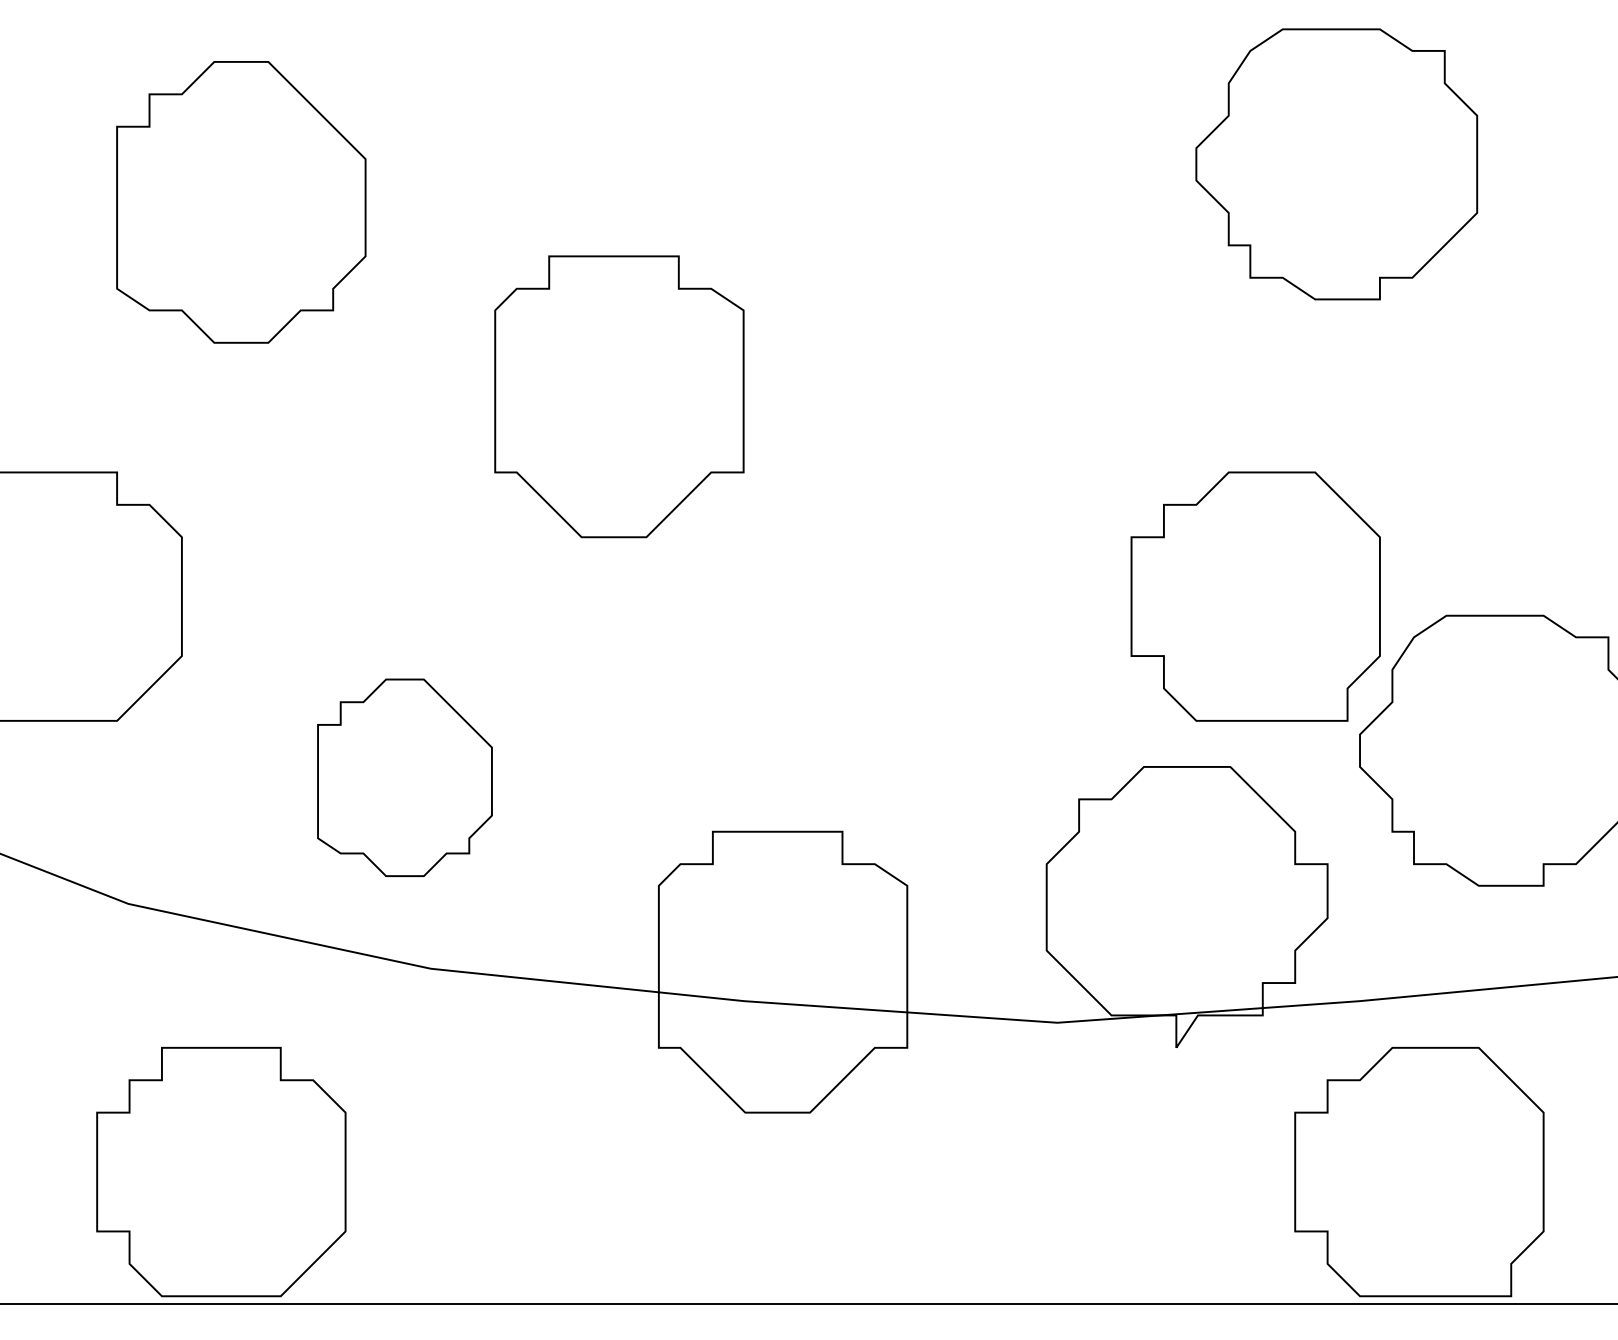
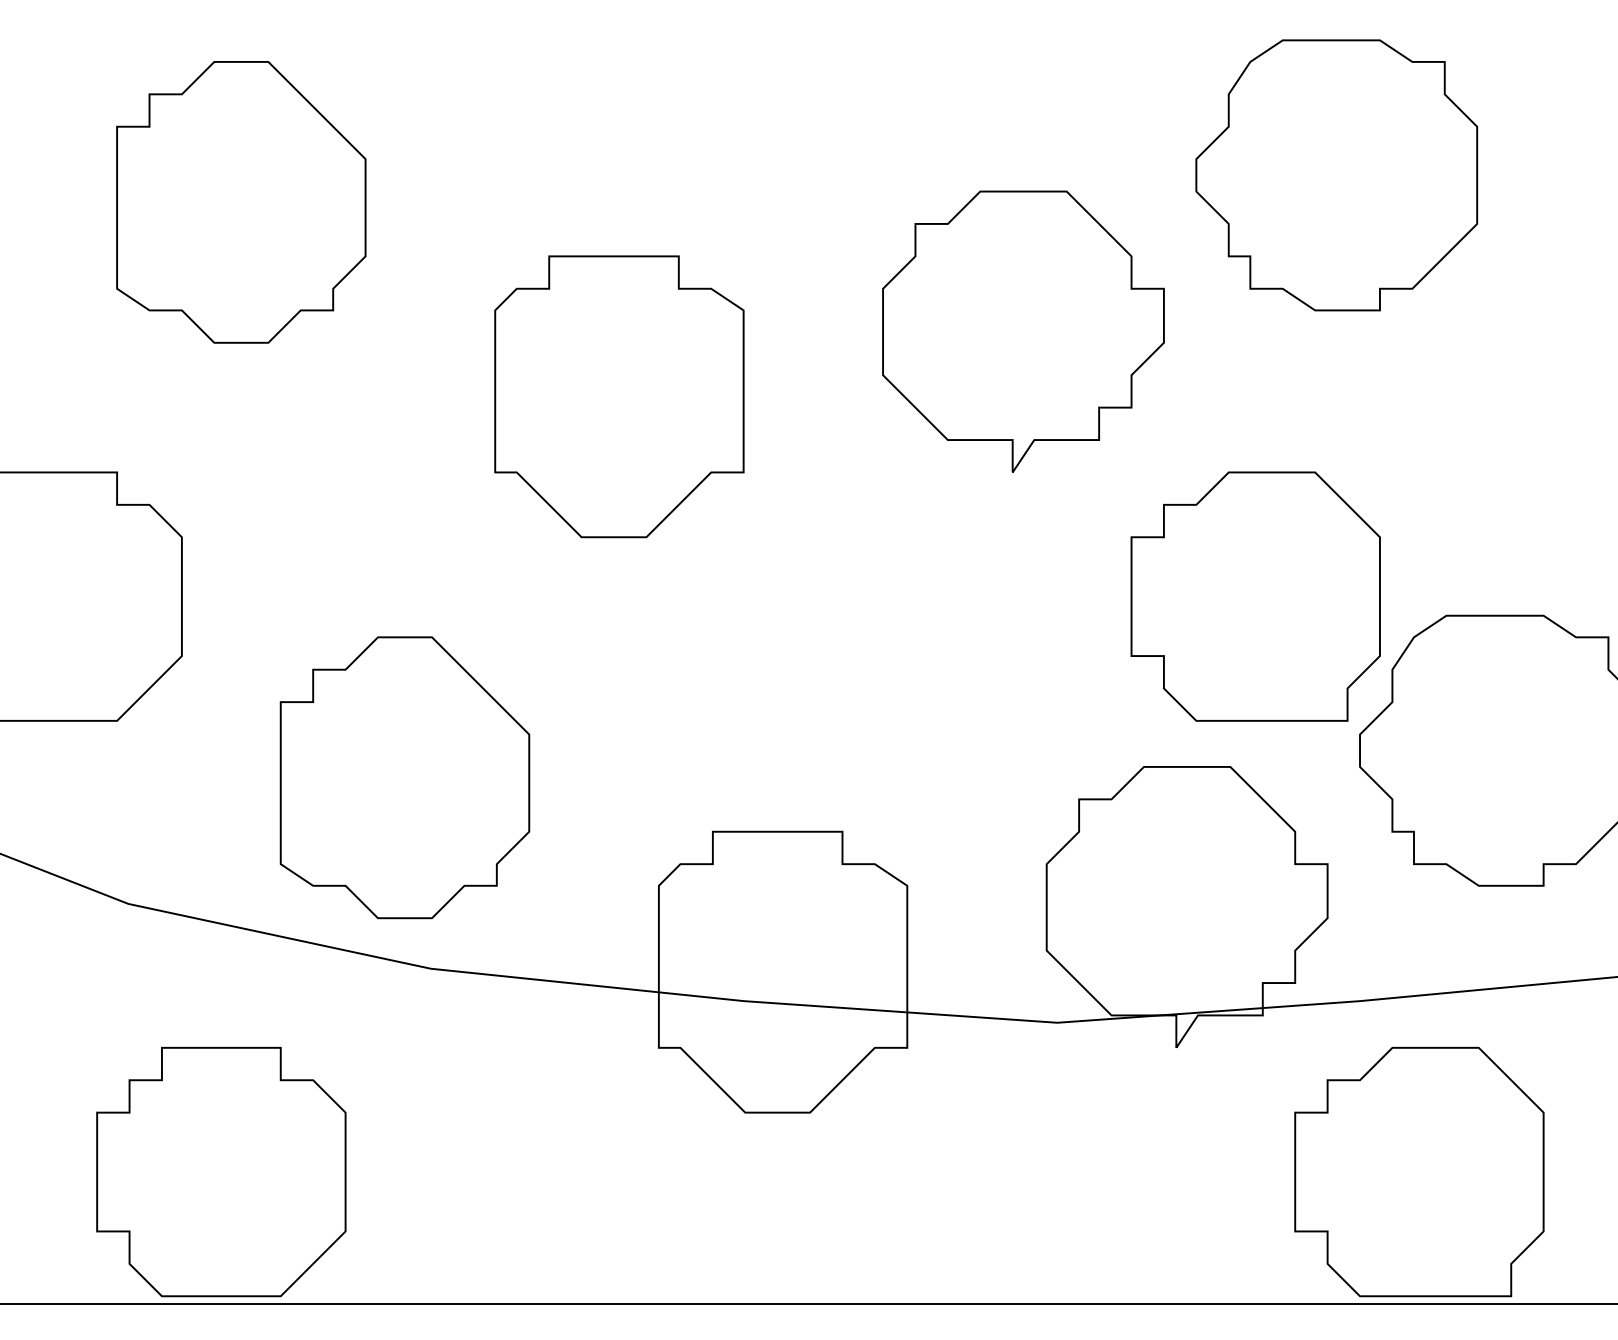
part position: (1336, 164) -> (1336, 175) (1336, 175)
part: none -> present (1023, 331)
part size: 176x199 px -> 252x284 px (404, 777)
